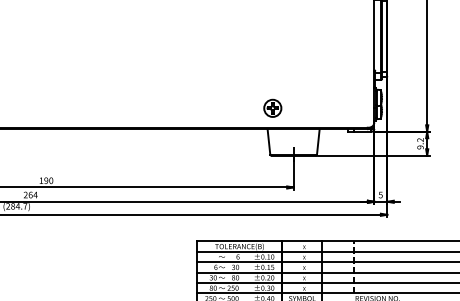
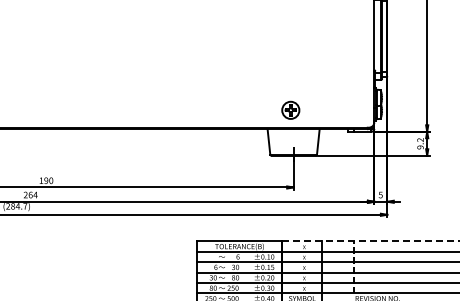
part position: (272, 107) -> (290, 109) (290, 109)
line: solid -> dashed (370, 241)
